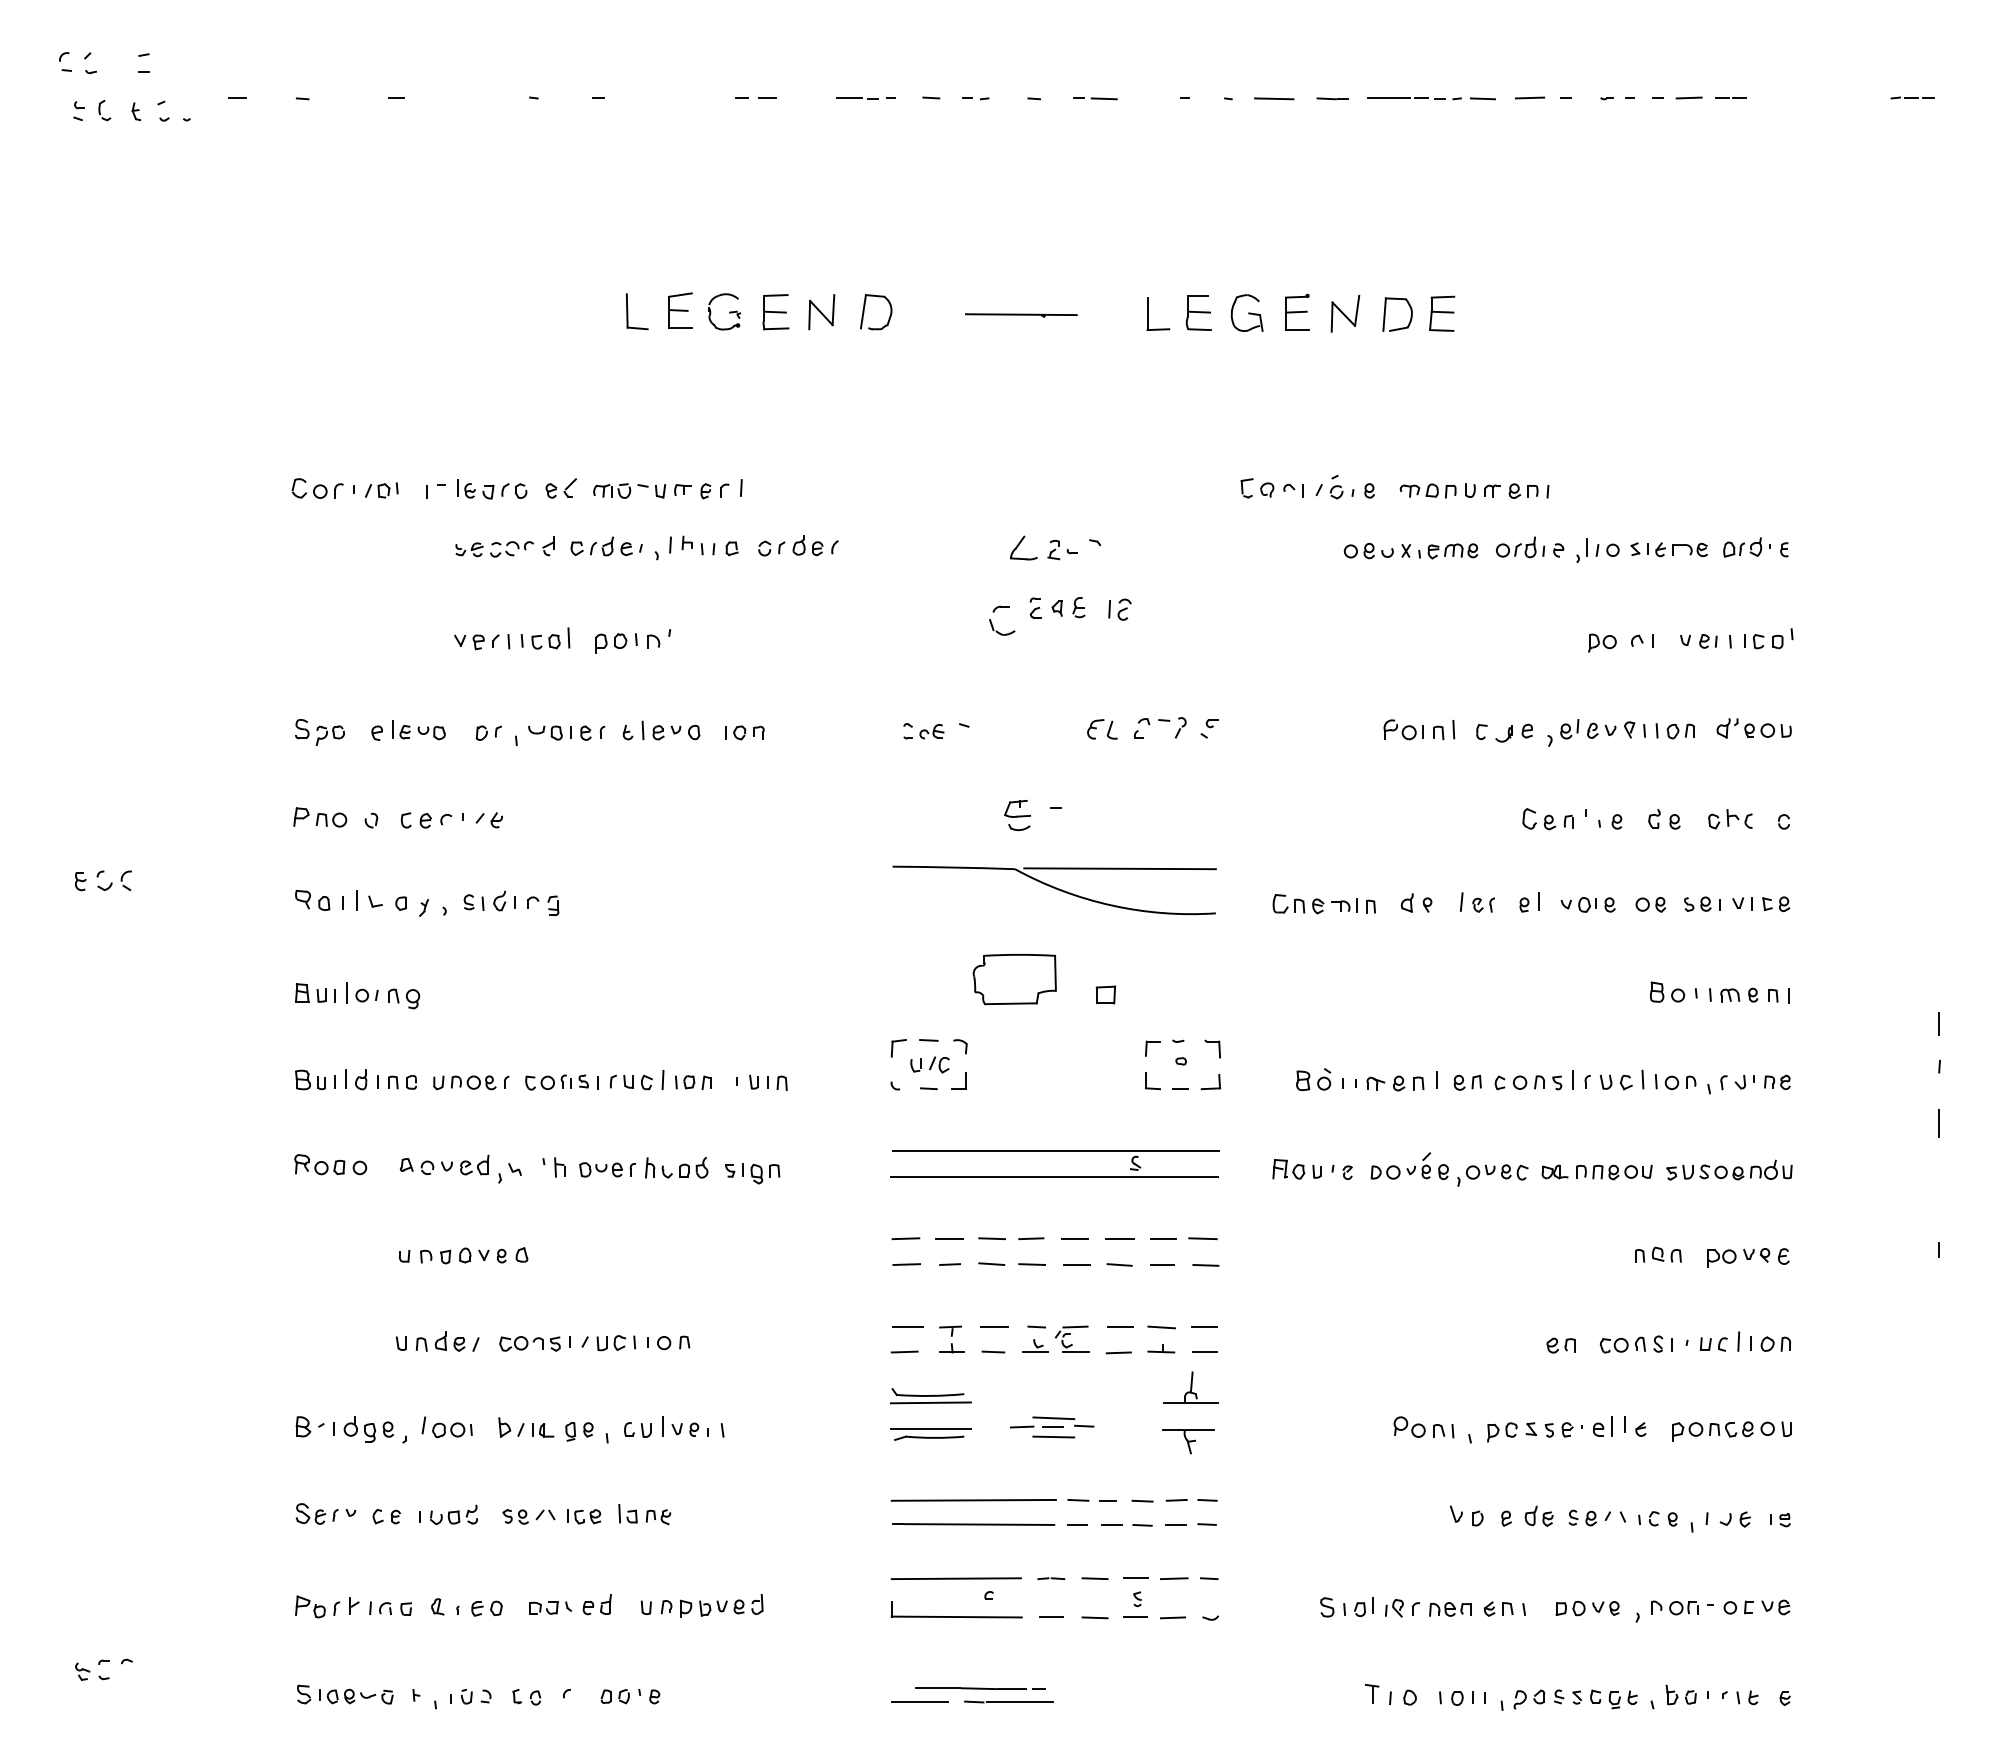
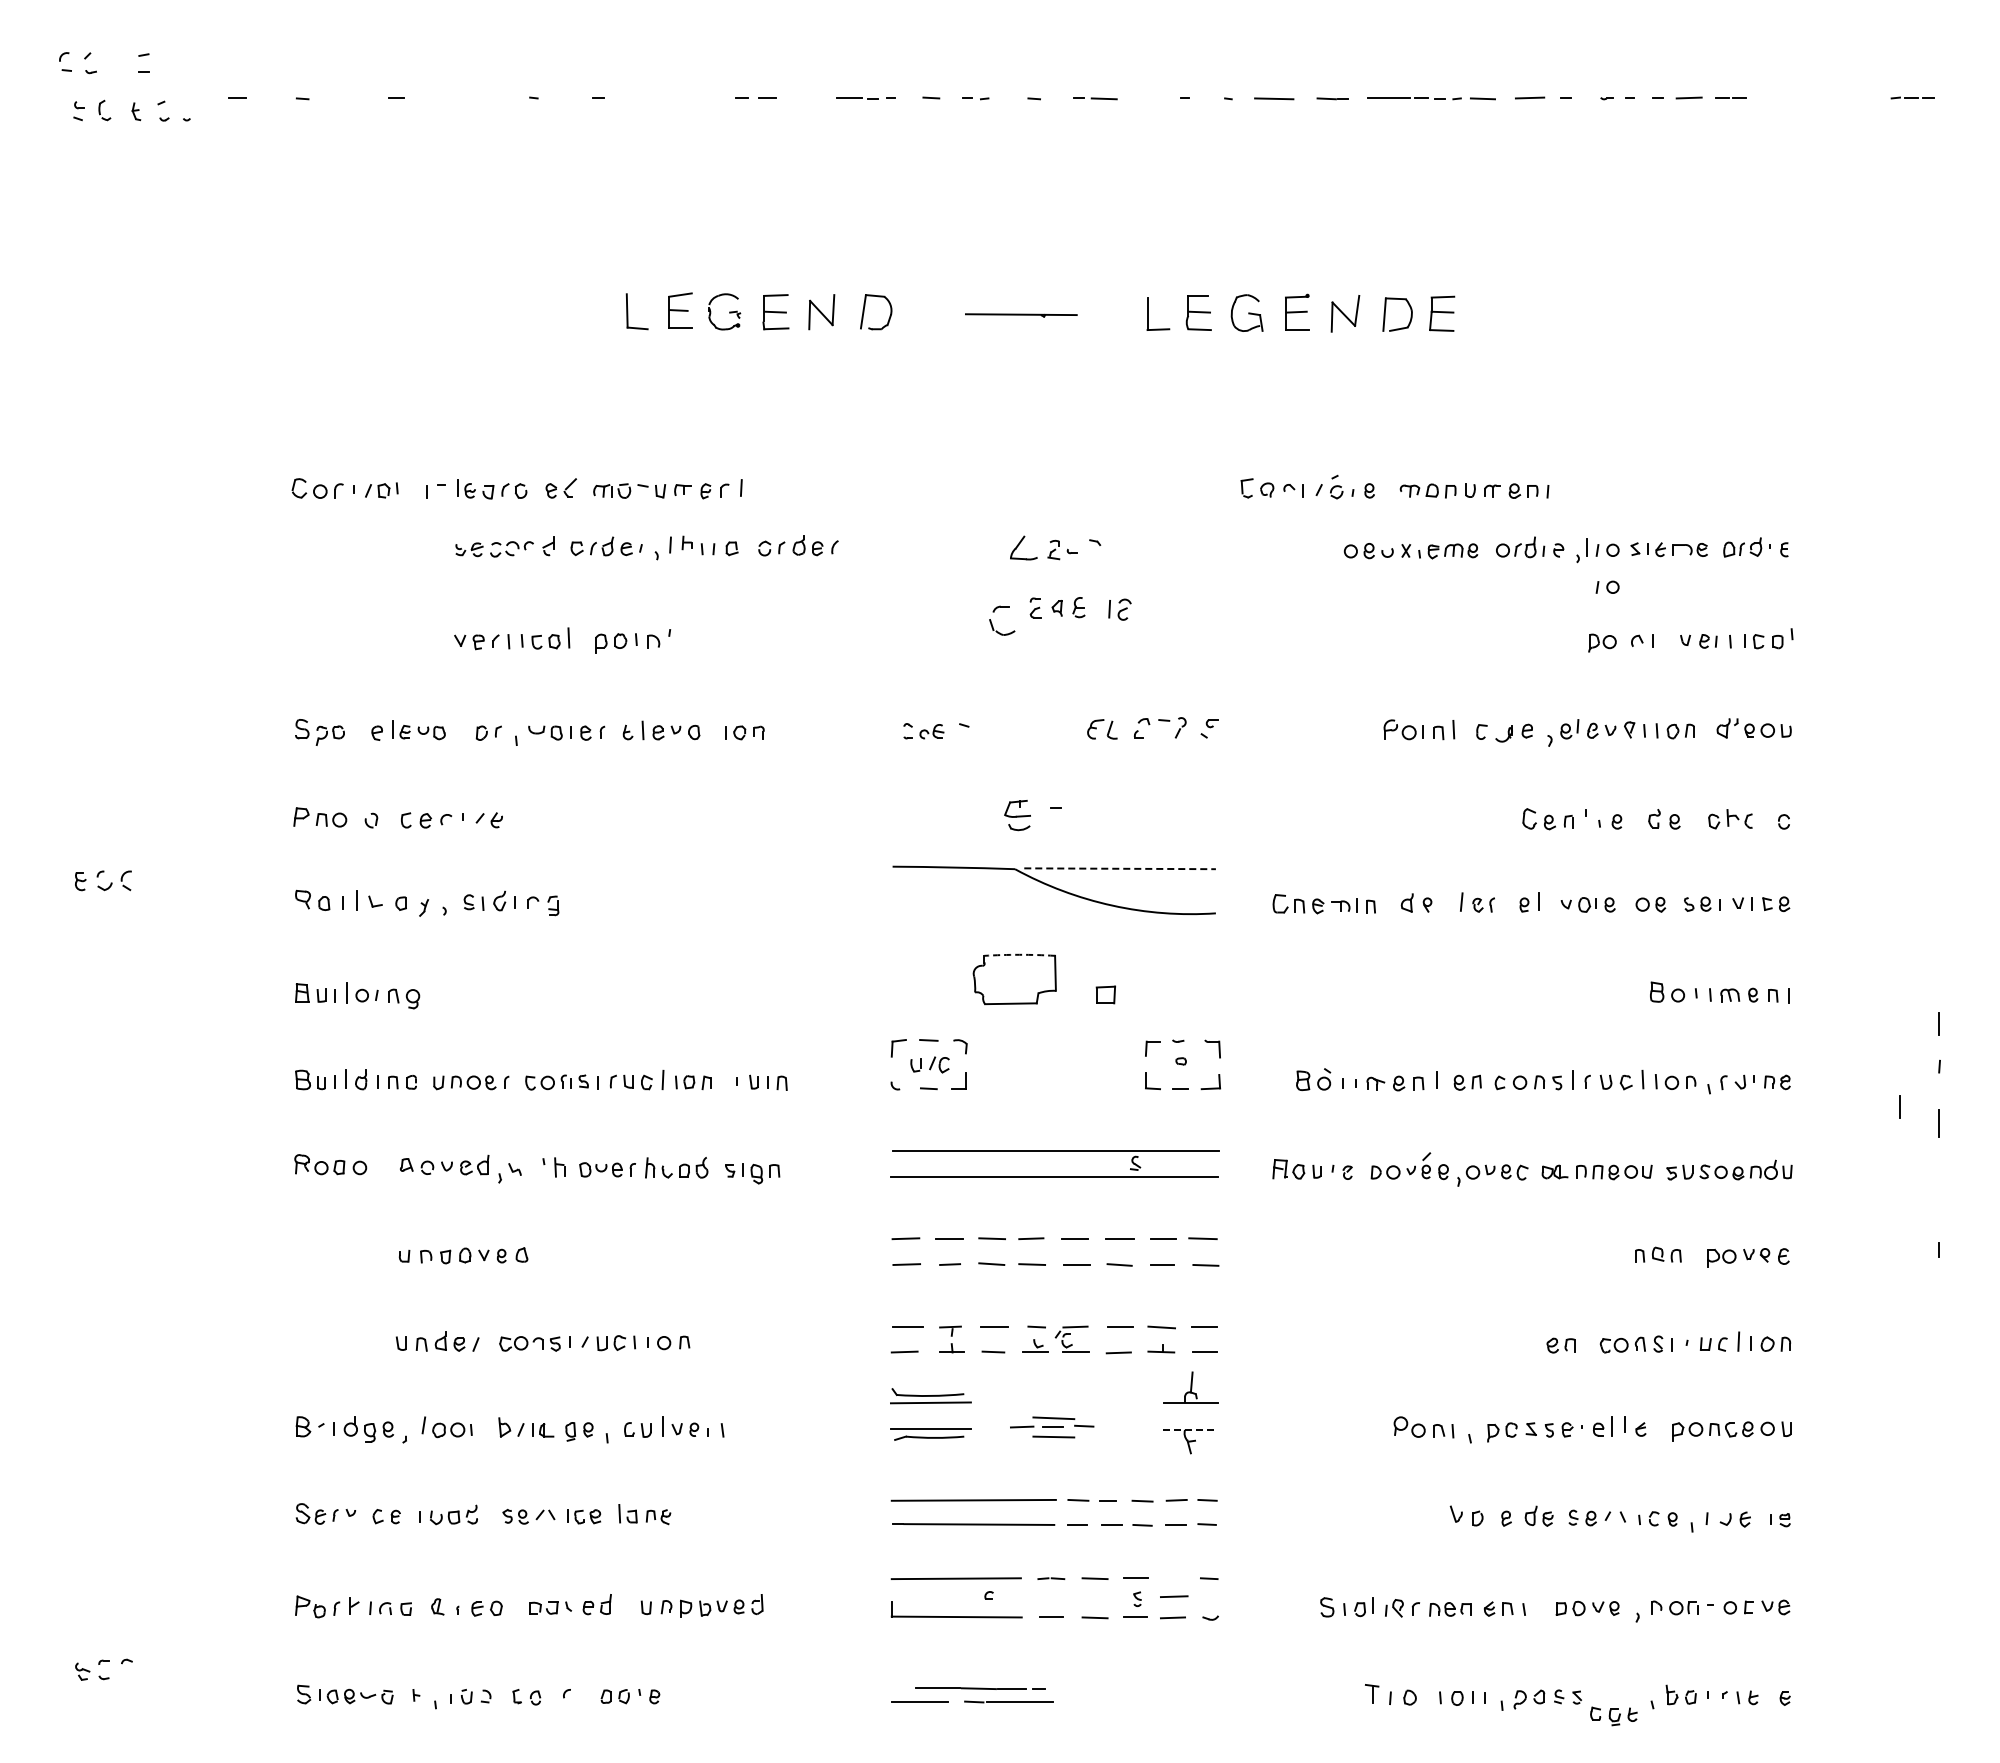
part: none -> present (1607, 586)
line: solid -> dashed (1120, 868)
arc: solid -> dashed (1019, 954)
line: none -> present (1899, 1106)
line: solid -> dashed (1188, 1429)
line position: (1174, 1578) -> (1174, 1596) (1174, 1596)
part position: (1613, 1699) -> (1613, 1716) (1613, 1716)
